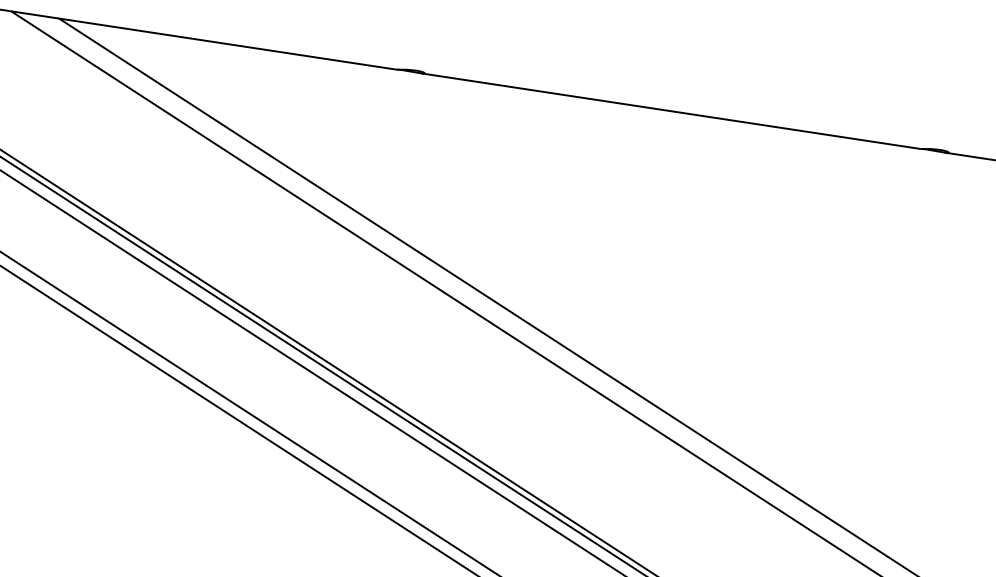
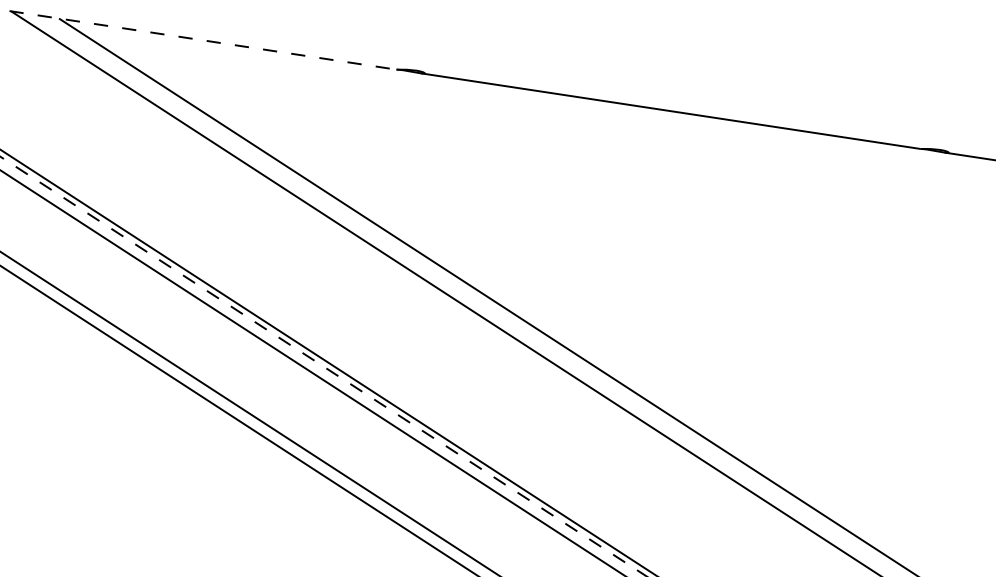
line: solid -> dashed (199, 39)
line: solid -> dashed (324, 366)
